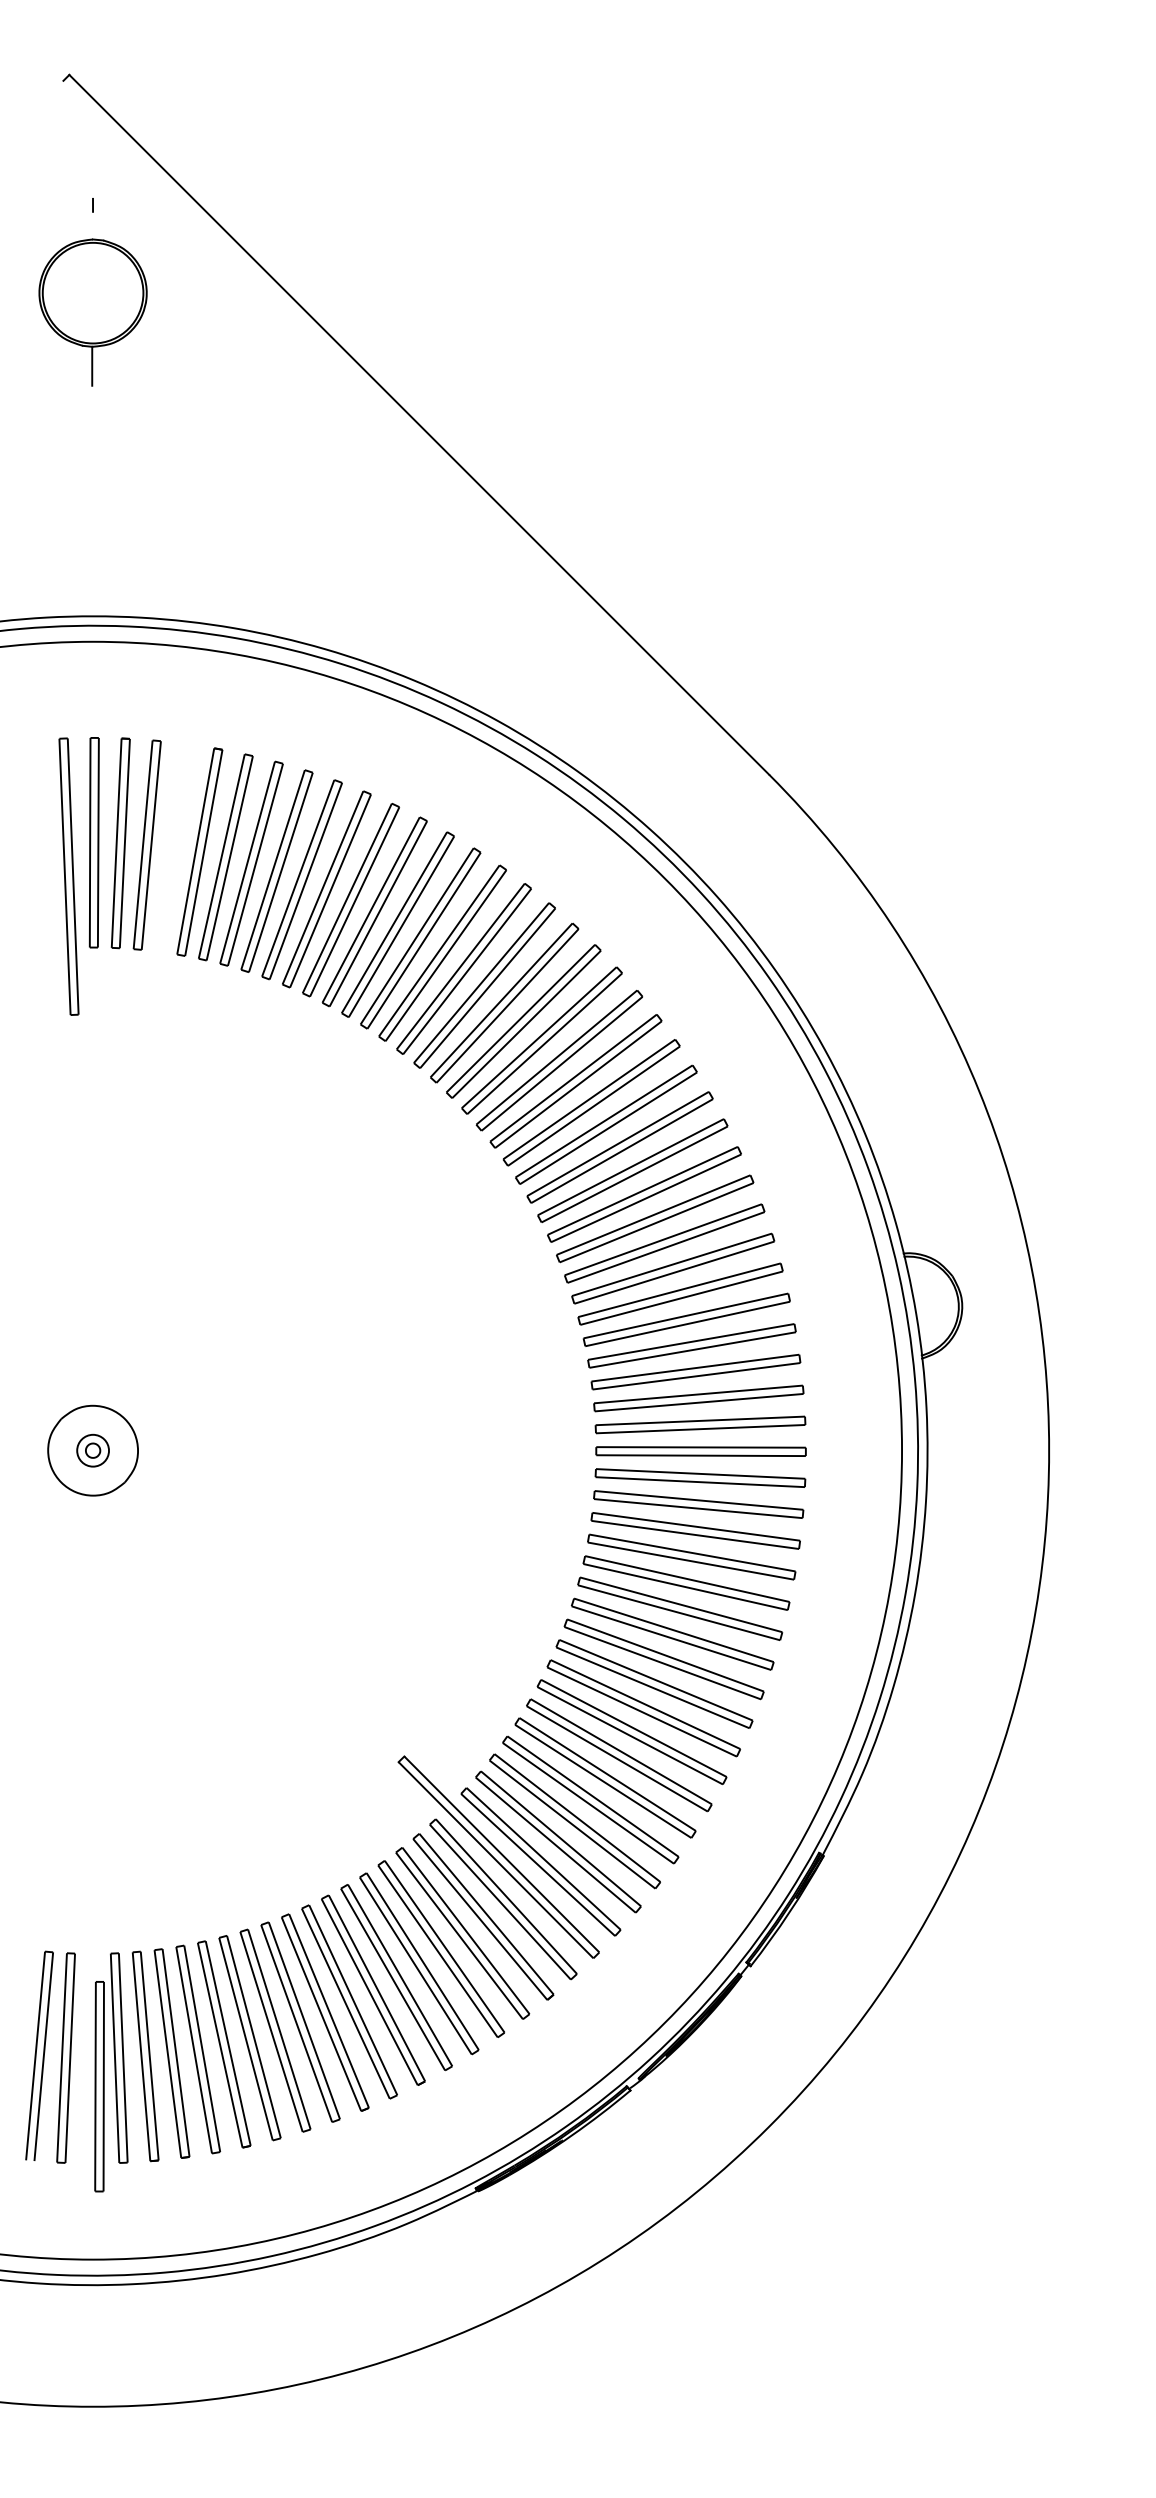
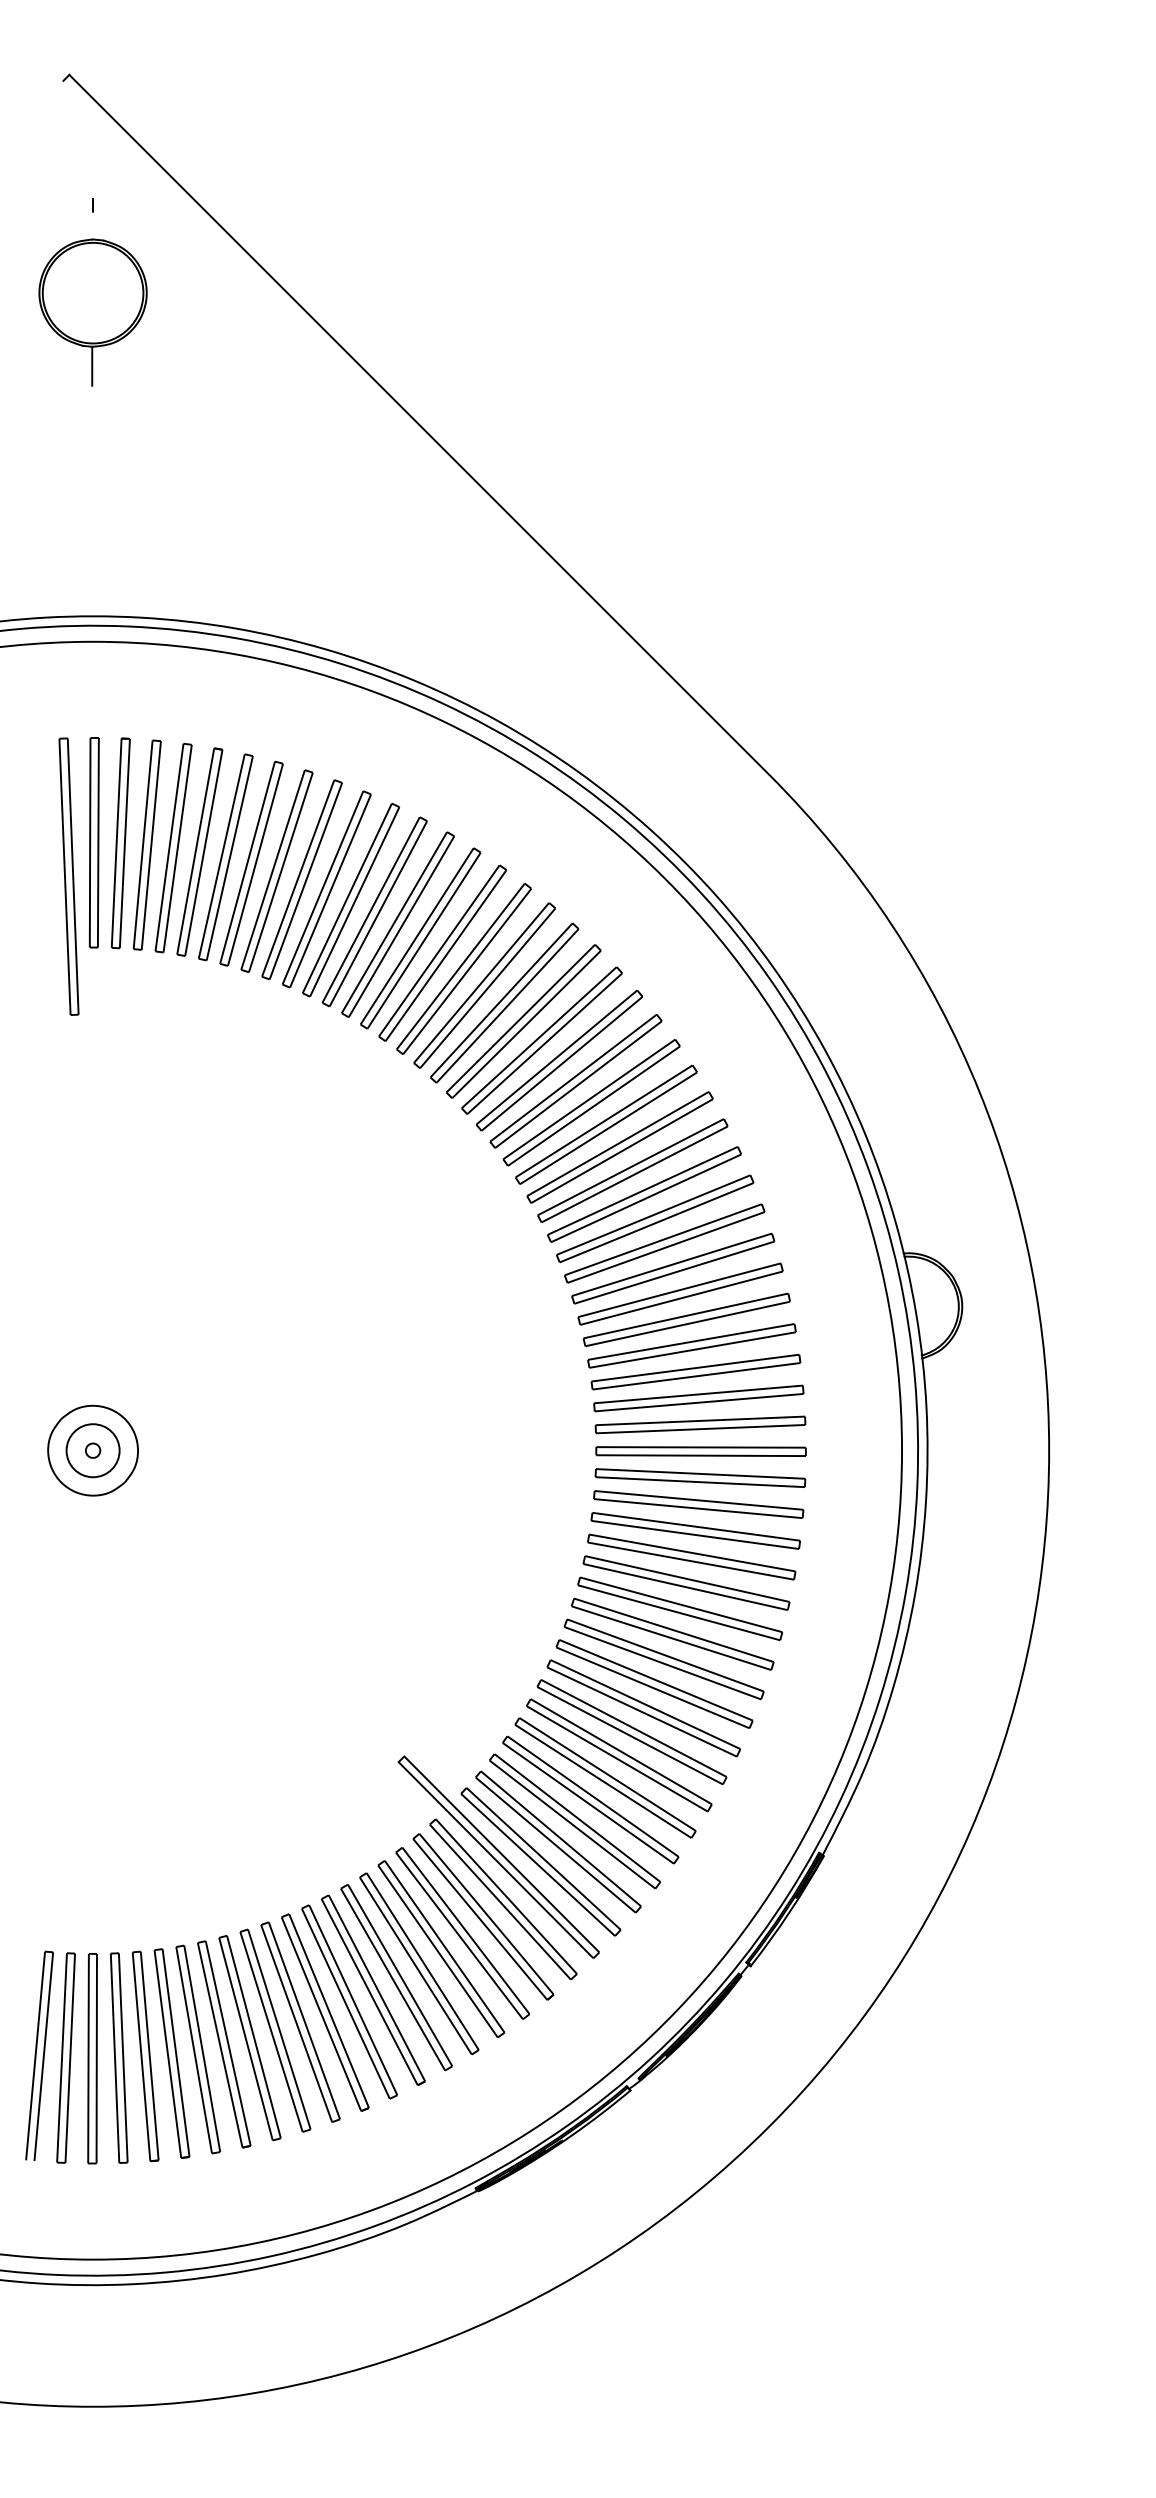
part: none -> present (173, 847)
circle diameter: 32 px -> 53 px (92, 1450)
part position: (99, 2086) -> (92, 2058) (92, 2058)
